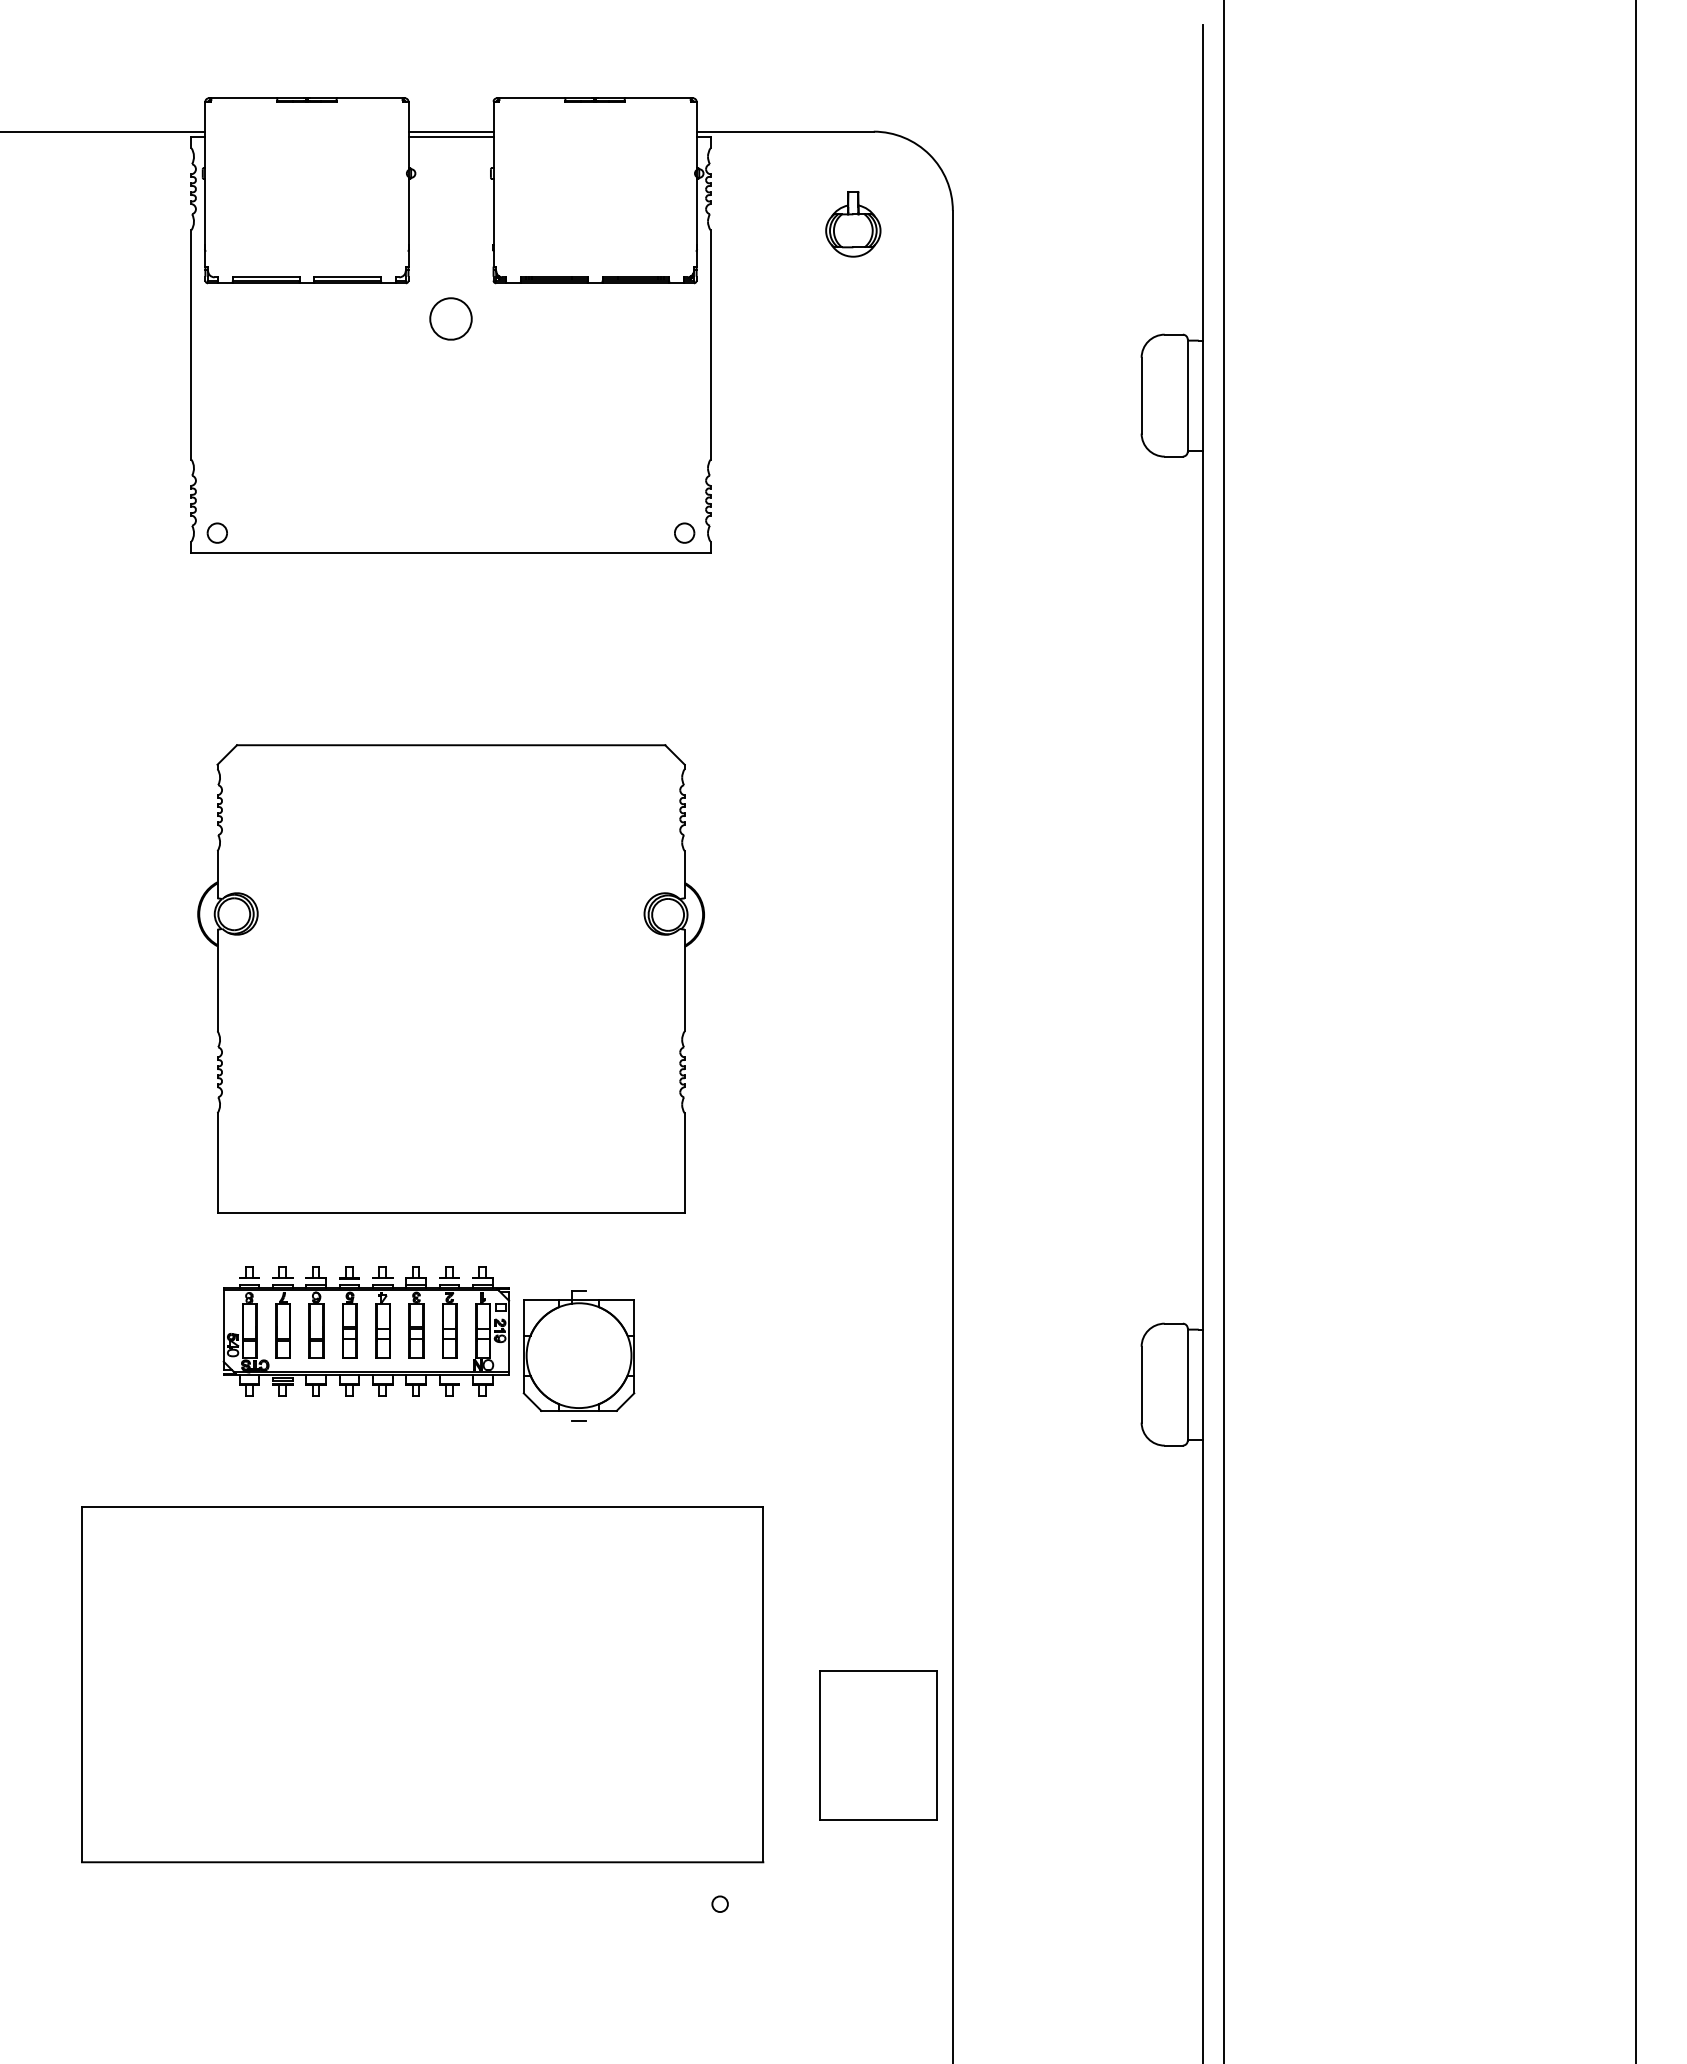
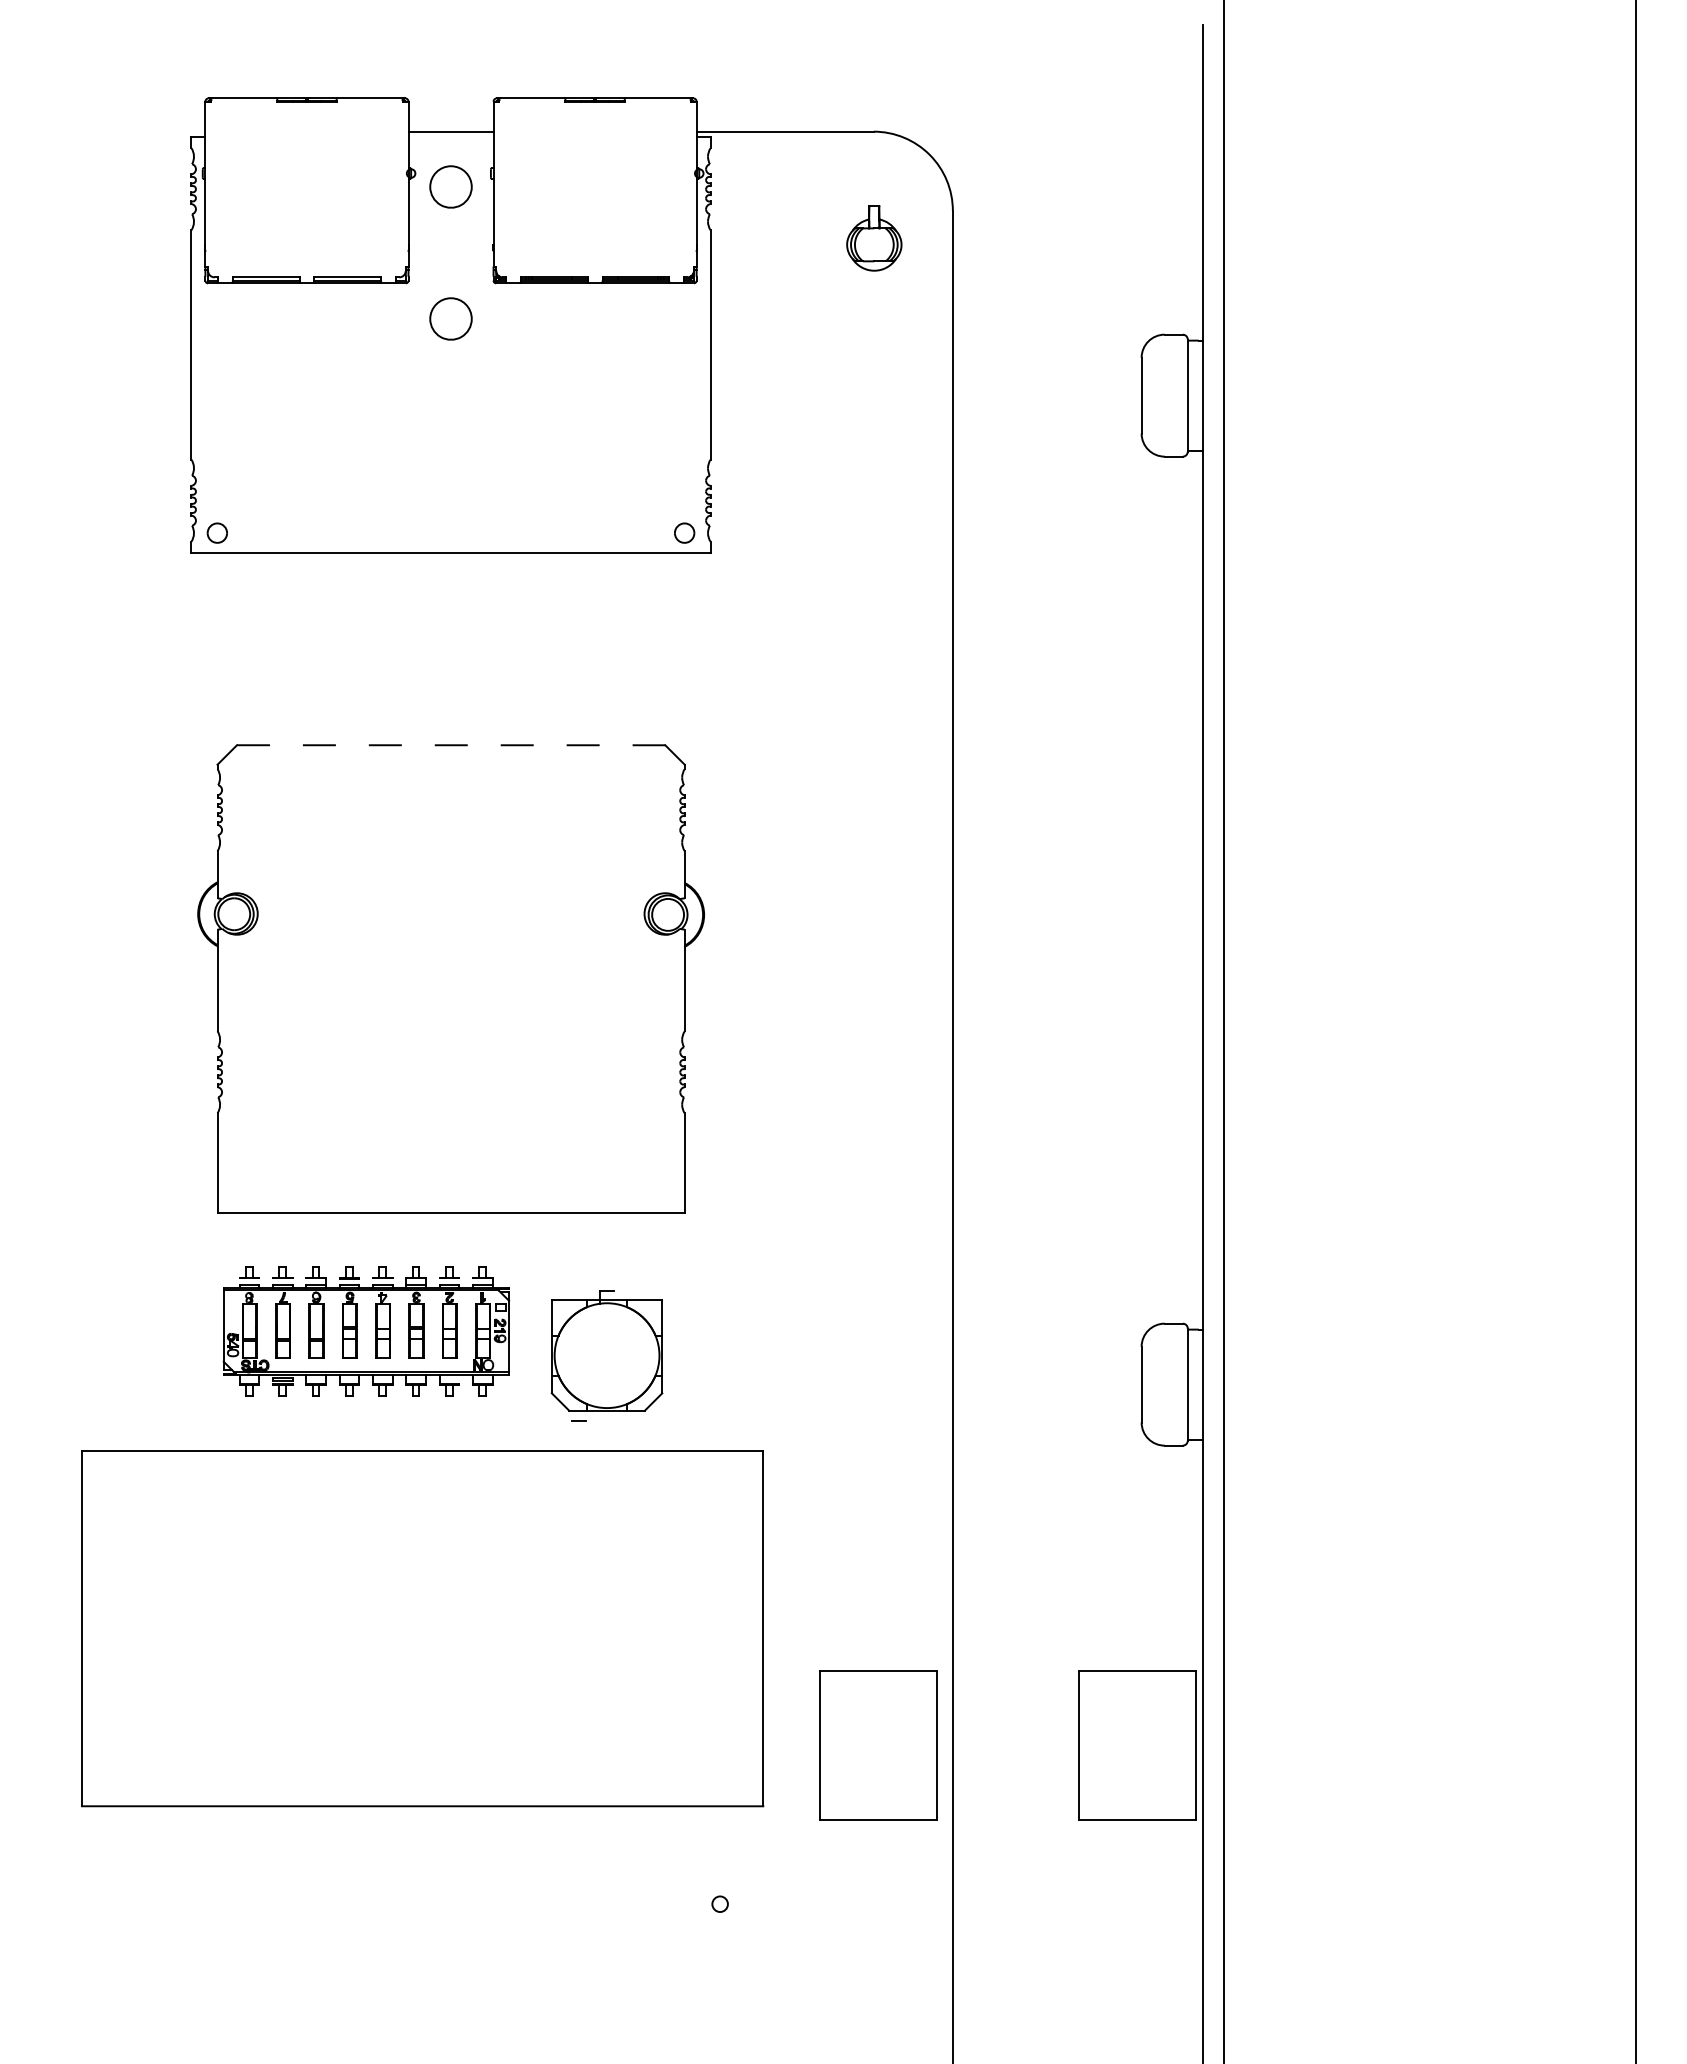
line: present -> none (103, 131)
line: present -> none (450, 137)
part: none -> present (450, 186)
part position: (853, 224) -> (874, 238) (874, 238)
line: solid -> dashed (451, 745)
part position: (578, 1350) -> (606, 1350) (606, 1350)
part position: (422, 1684) -> (422, 1628) (422, 1628)
part: none -> present (1137, 1745)
